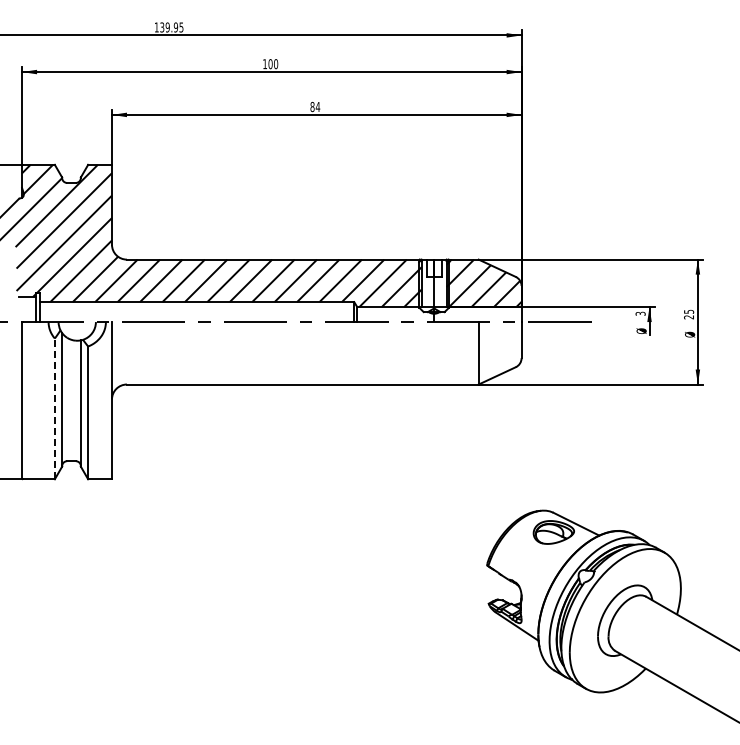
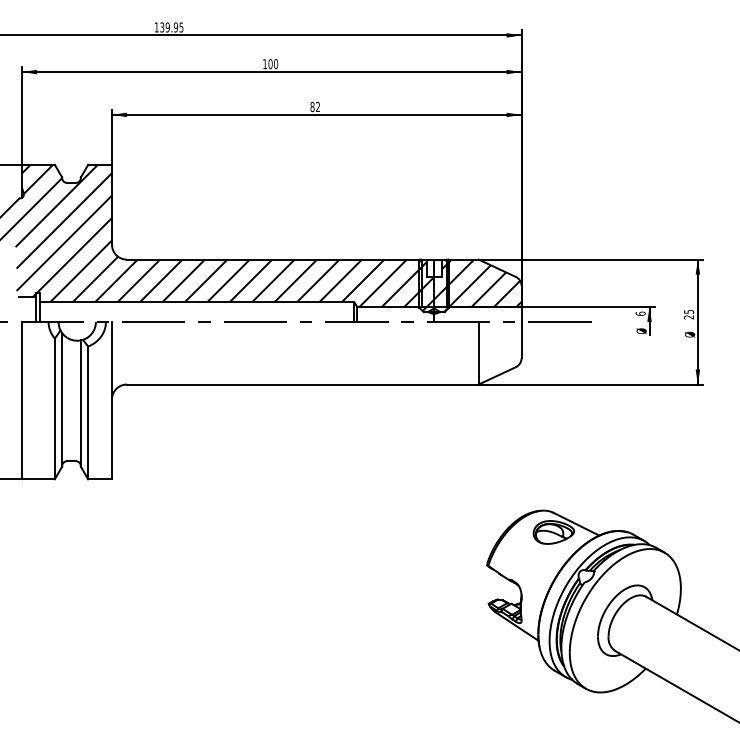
text: 84 -> 82 (317, 106)
hatch: none -> present (434, 287)
text: 3 -> 6 (640, 313)
line: dashed -> solid (54, 408)
